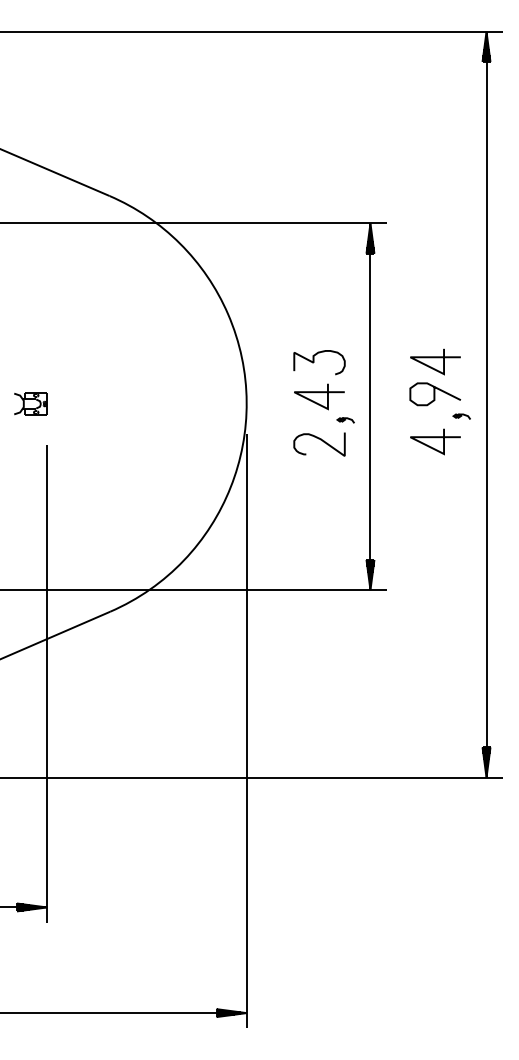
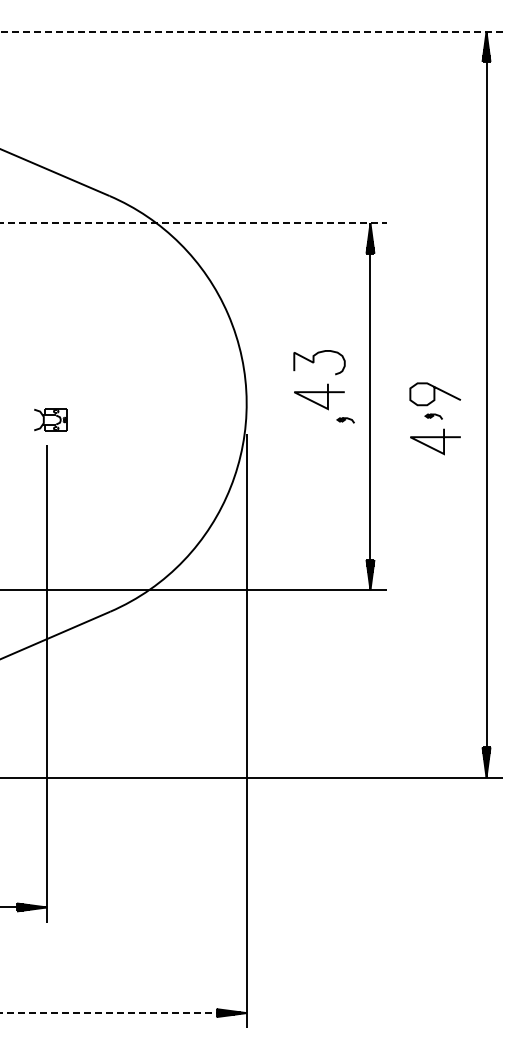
line: solid -> dashed (252, 31)
line: solid -> dashed (194, 223)
line: present -> none (435, 358)
part position: (30, 403) -> (50, 419) (50, 419)
part position: (461, 416) -> (433, 416) (433, 416)
curve: present -> none (320, 440)
line: solid -> dashed (123, 1013)
